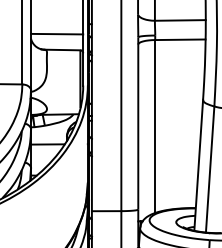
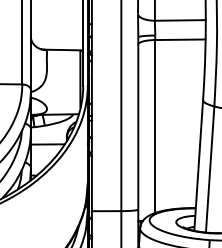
line: present -> none (57, 33)
